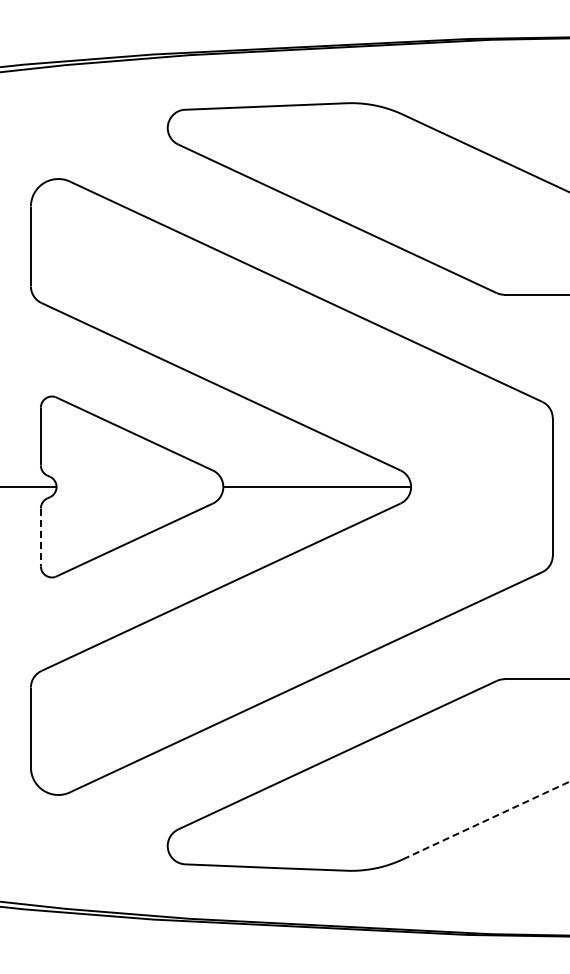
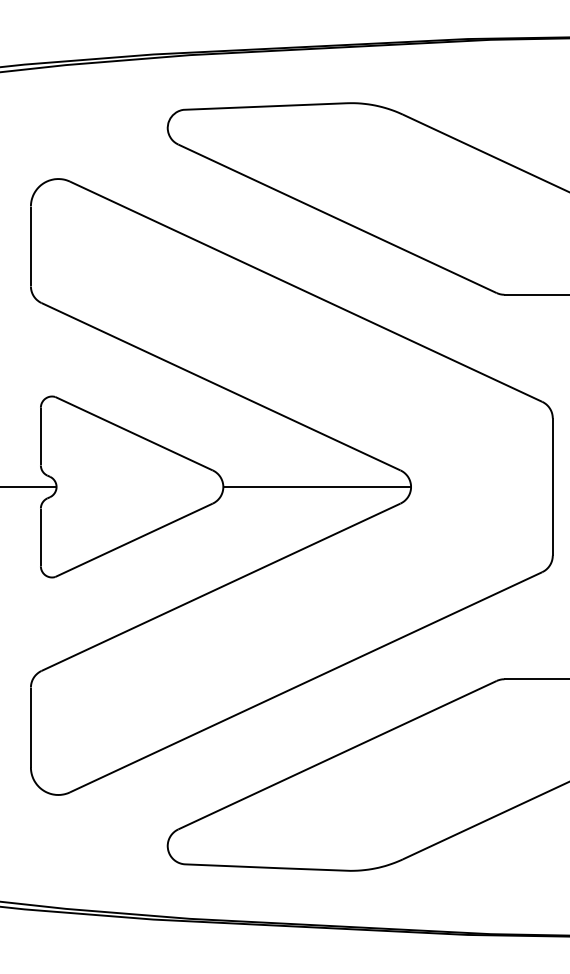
line: dashed -> solid (40, 537)
line: dashed -> solid (486, 820)
